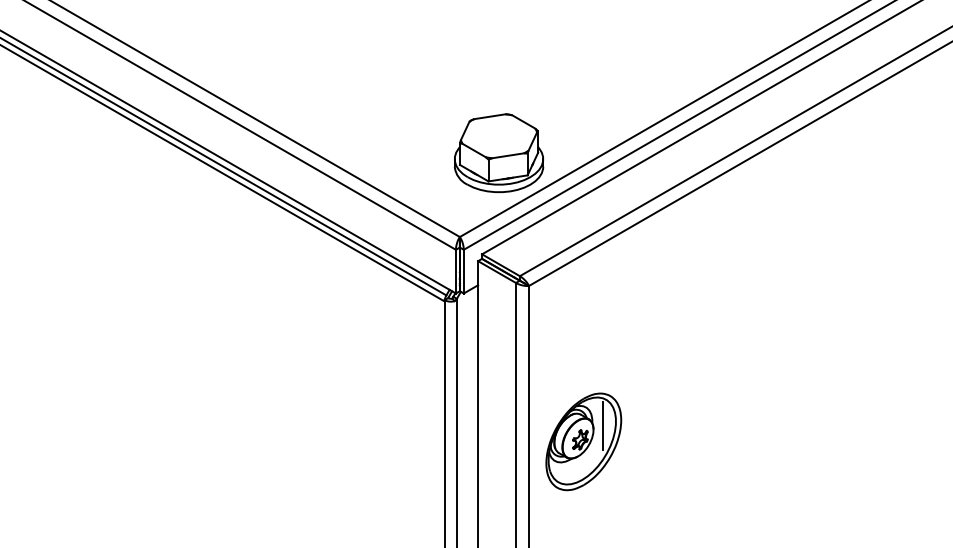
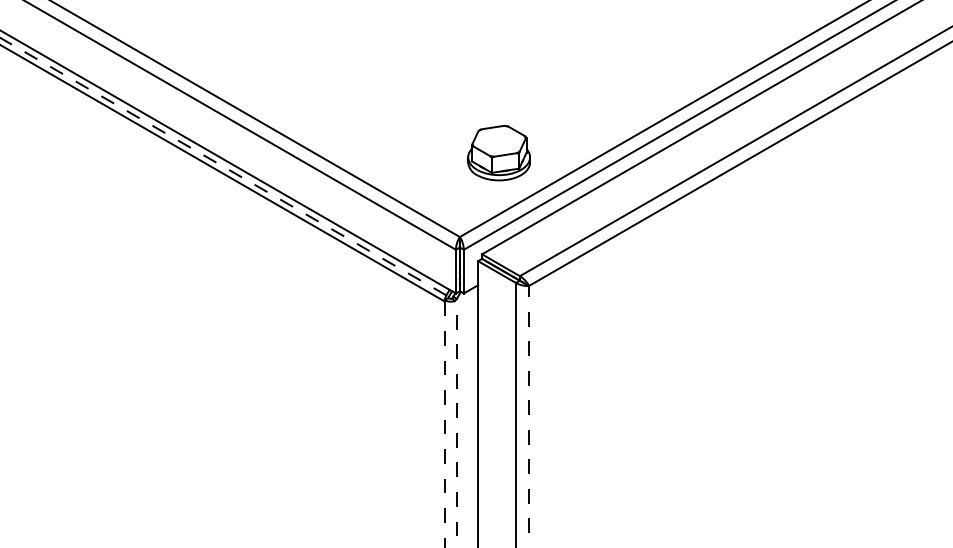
part size: 91x80 px -> 64x58 px (498, 152)
line: solid -> dashed (223, 166)
line: solid -> dashed (529, 416)
line: solid -> dashed (456, 422)
line: solid -> dashed (444, 424)
part: present -> none (583, 441)
